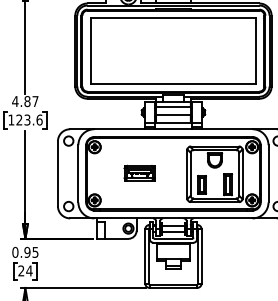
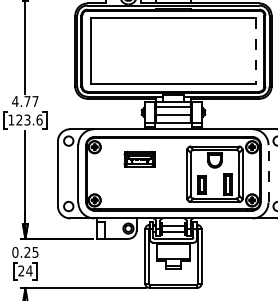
line: solid -> dashed (255, 51)
text: 4.87 -> 4.77 (27, 101)
part position: (139, 172) -> (139, 158) (139, 158)
line: solid -> dashed (268, 173)
text: 0.95 -> 0.25 (27, 252)
